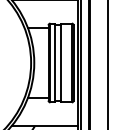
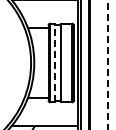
line: solid -> dashed (54, 62)
line: solid -> dashed (107, 65)
